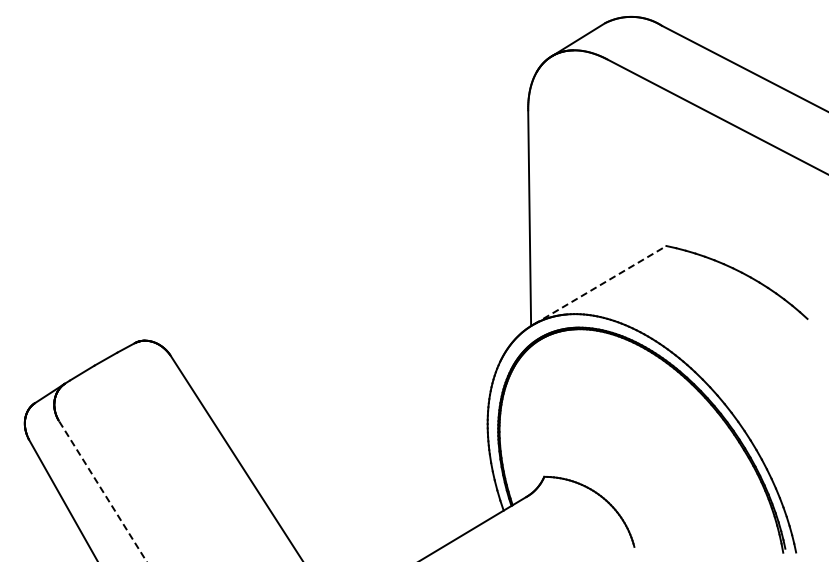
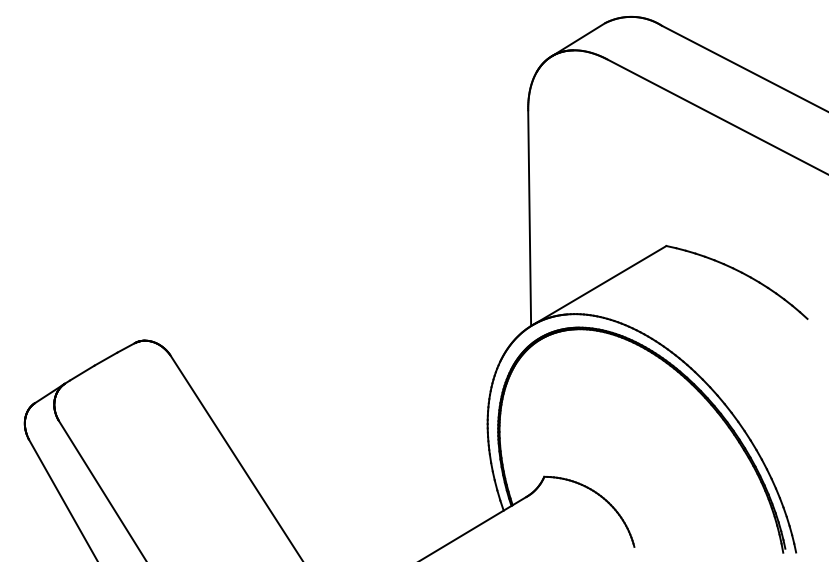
line: dashed -> solid (600, 285)
line: dashed -> solid (102, 490)
